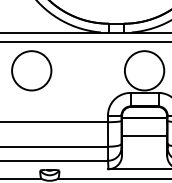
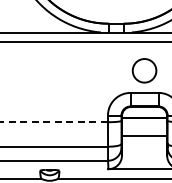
circle: present -> none (31, 70)
circle diameter: 39 px -> 24 px (144, 70)
line: solid -> dashed (54, 122)
